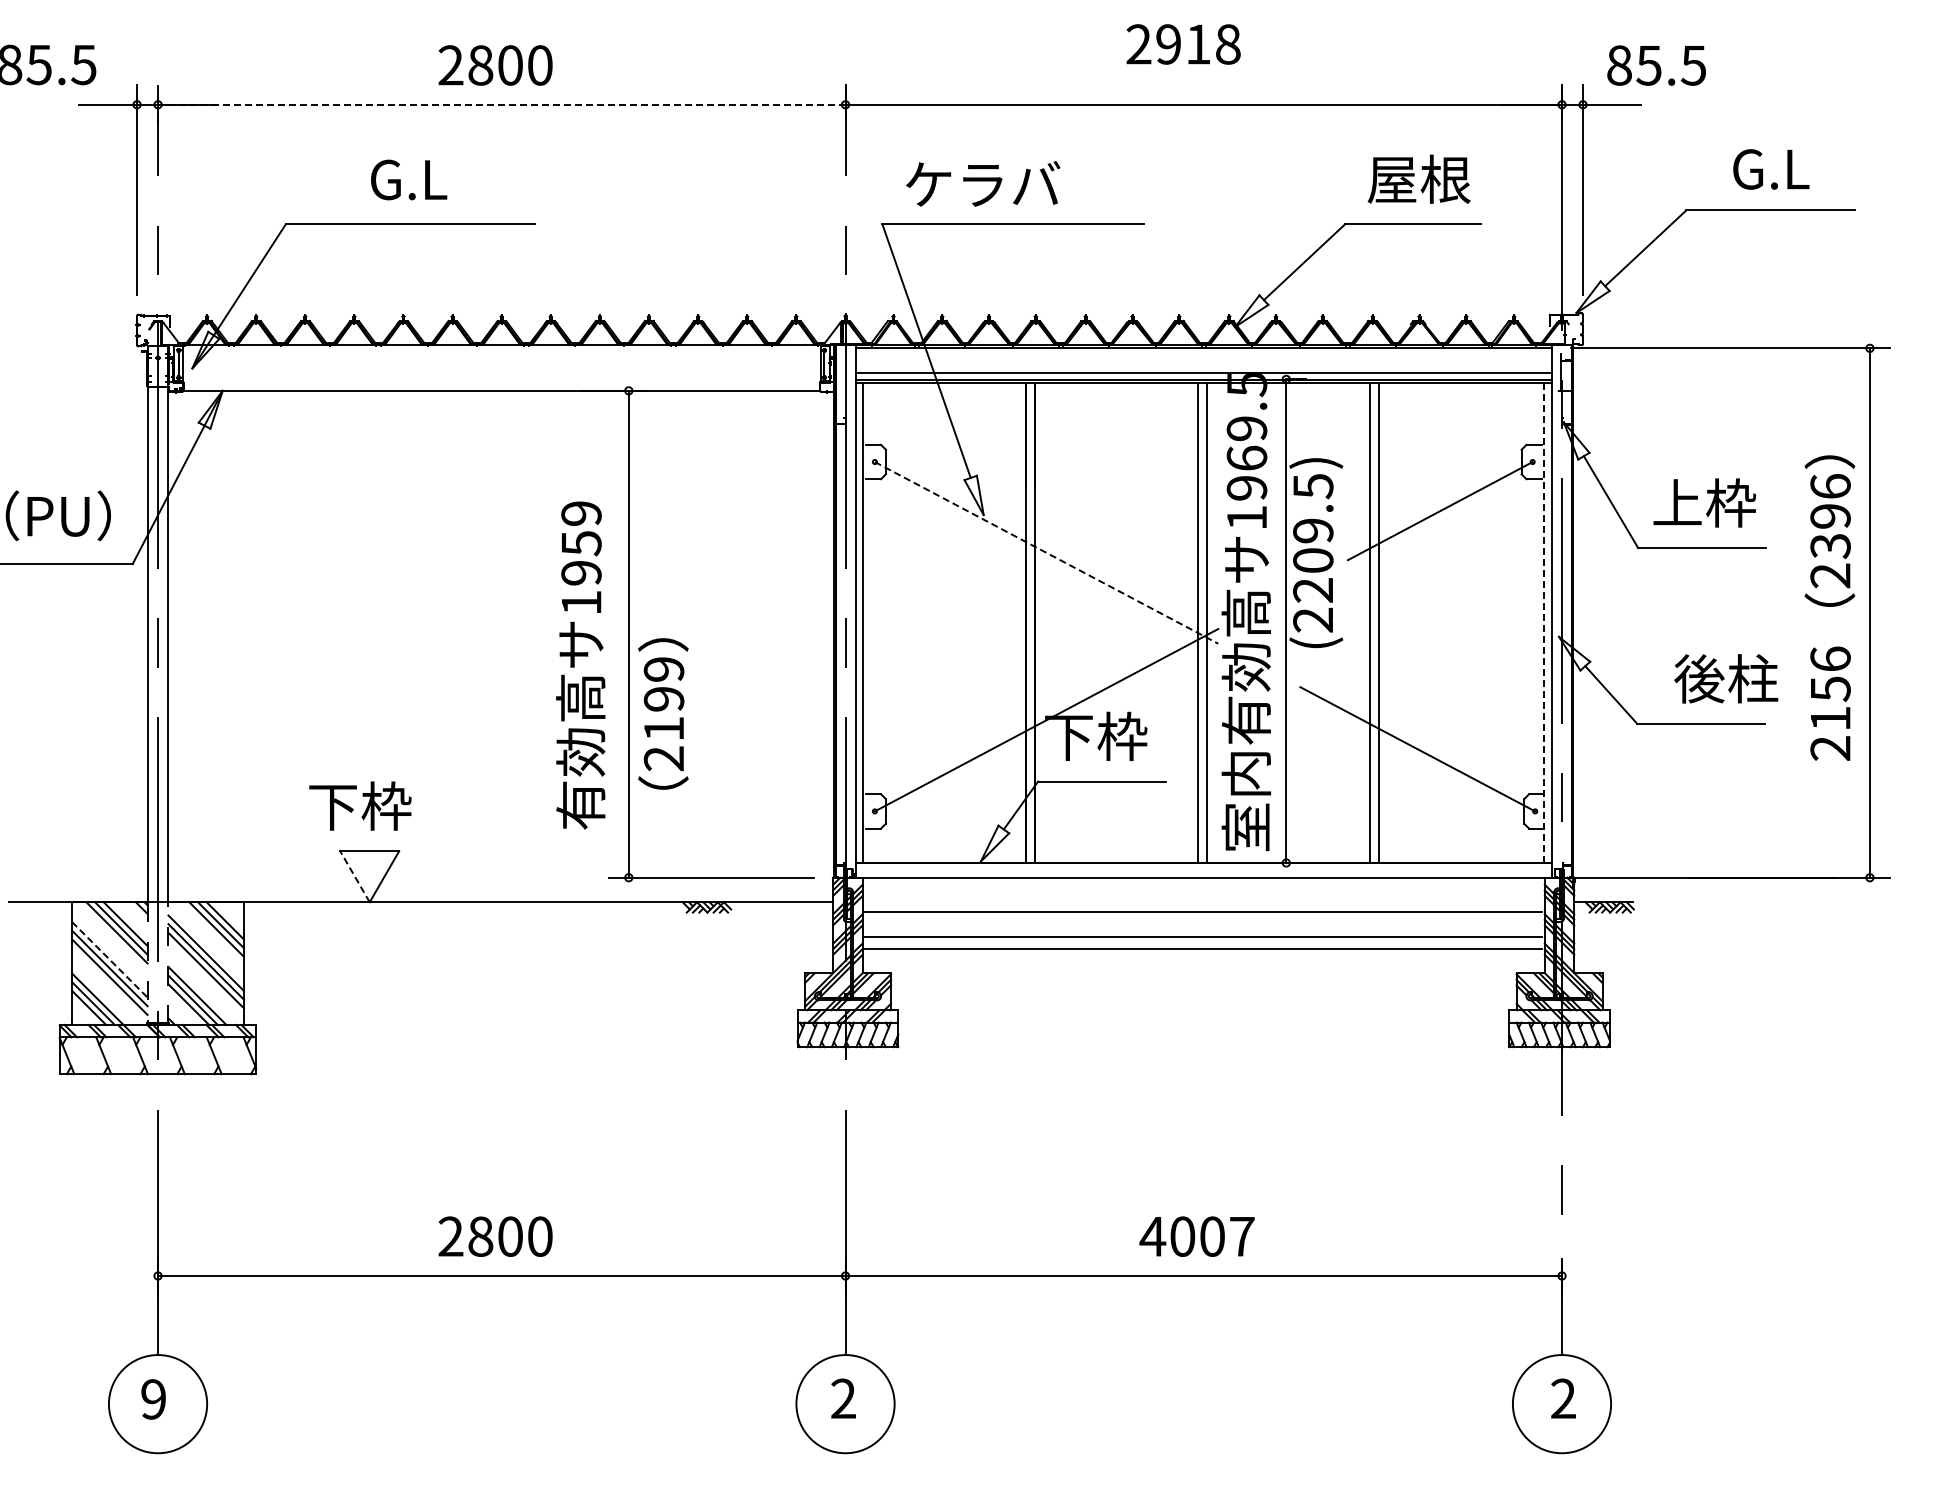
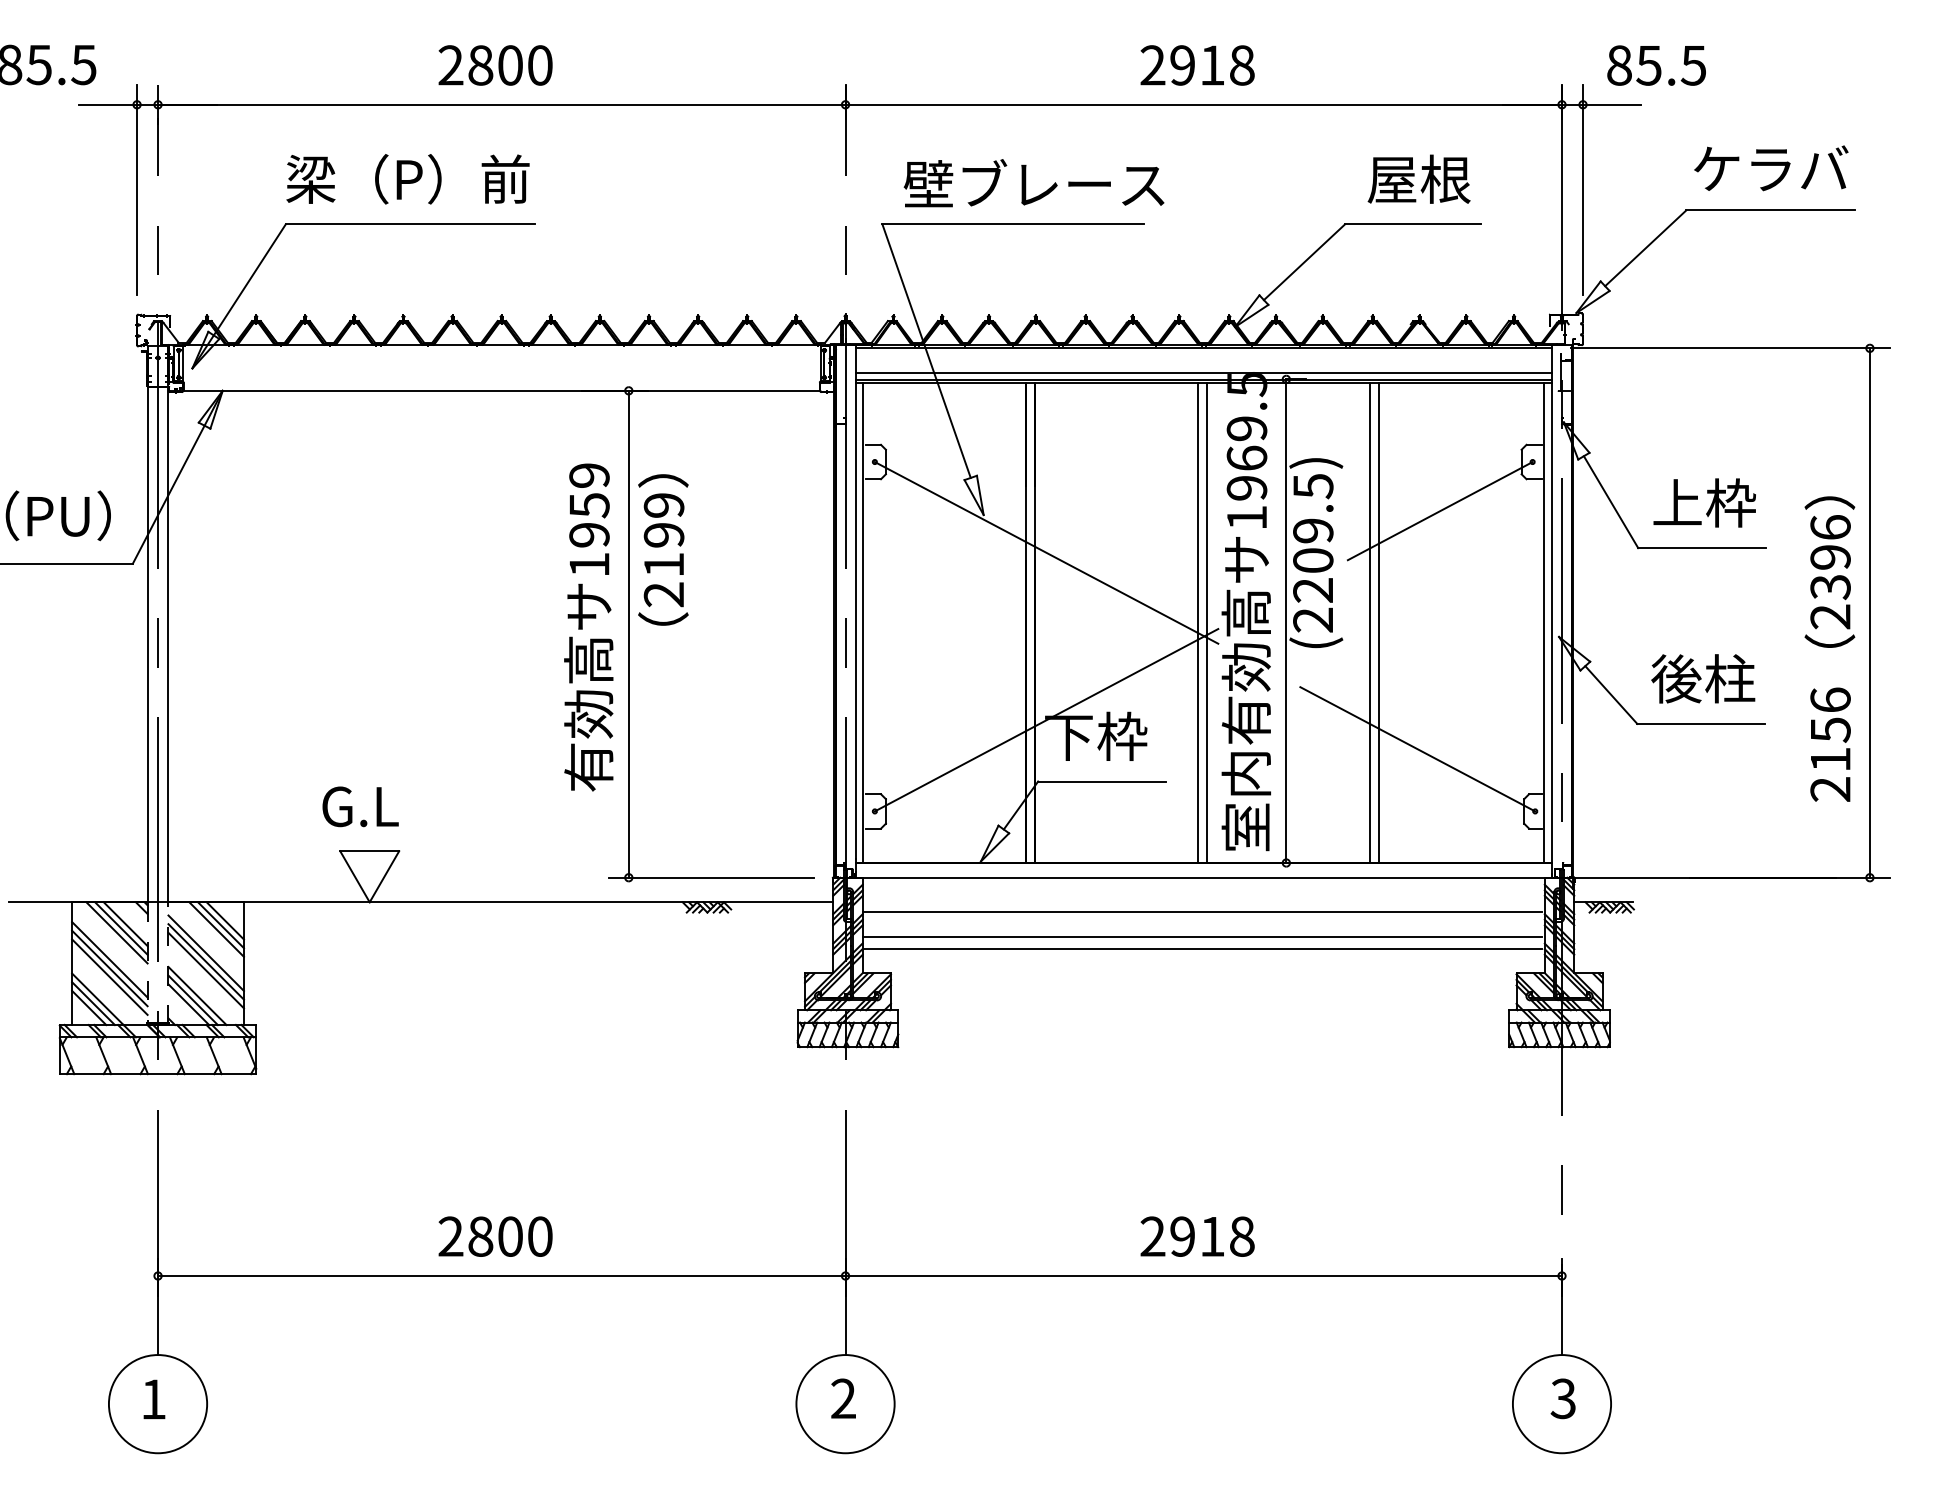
text position: (1183, 44) -> (1197, 65) (1197, 65)
line: dashed -> solid (501, 104)
text: G.L -> ケラバ (1771, 168)
text: G.L -> 梁（P）前 (407, 179)
text: ケラバ -> 壁ブレース (1033, 183)
line: dashed -> solid (1047, 553)
text position: (1829, 607) -> (1829, 648) (1829, 648)
line: dashed -> solid (1544, 623)
text position: (580, 665) -> (588, 627) (588, 627)
text position: (1726, 678) -> (1703, 678) (1703, 678)
text position: (663, 713) -> (663, 549) (663, 549)
text: 下枠 -> G.L (360, 805)
line: dashed -> solid (354, 876)
line: dashed -> solid (110, 960)
text: 4007 -> 2918 (1196, 1236)
text: 2 -> 3 (1562, 1398)
text: 9 -> 1 (153, 1399)
